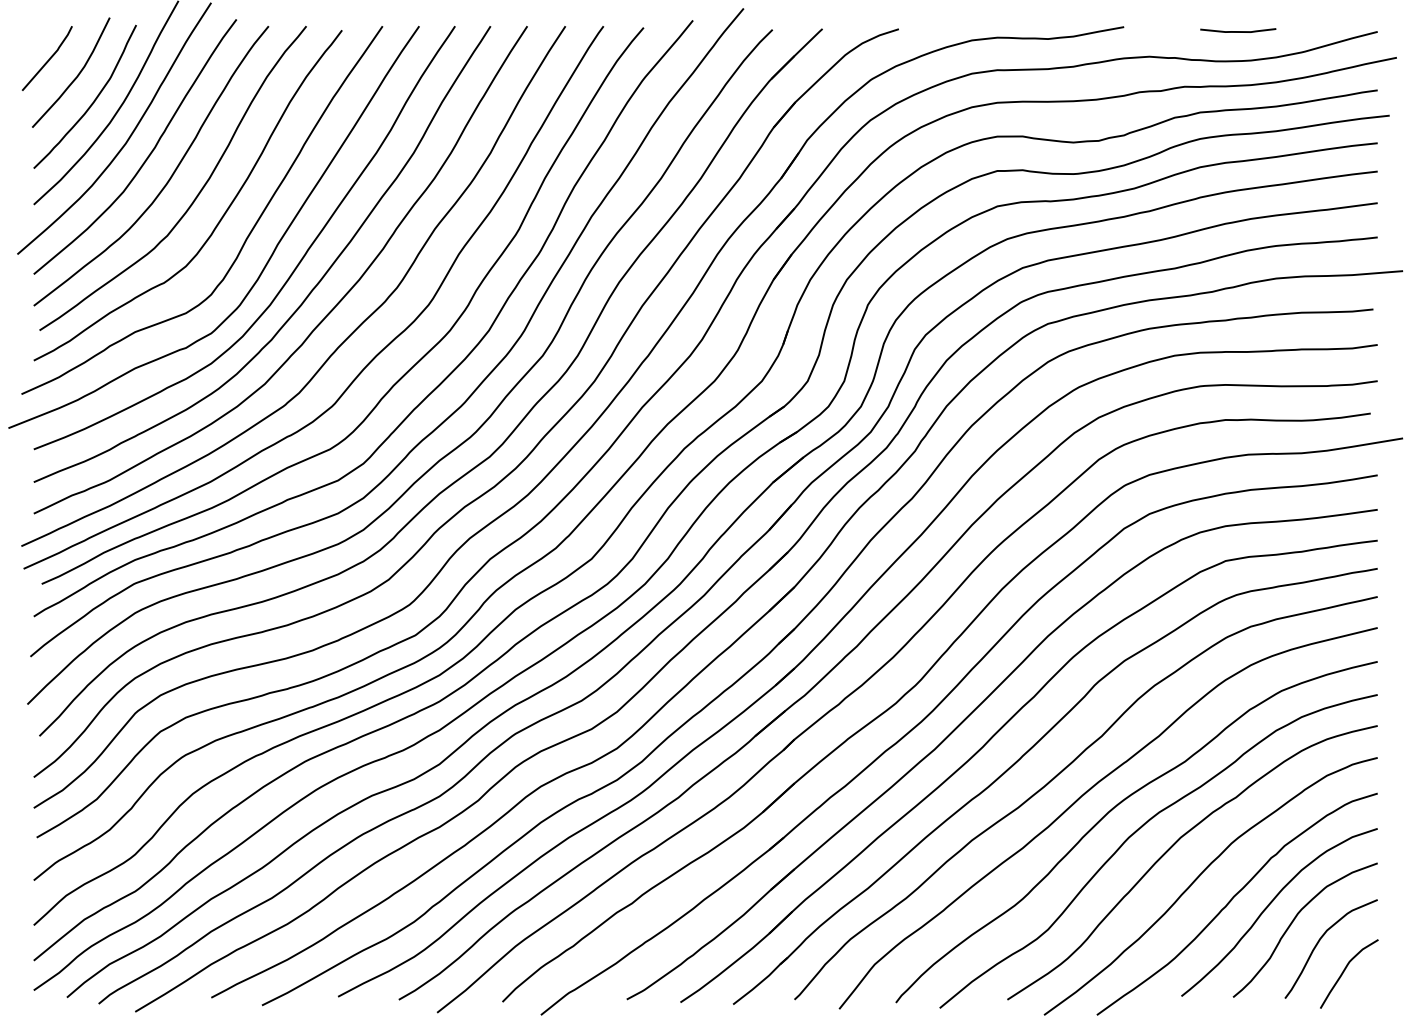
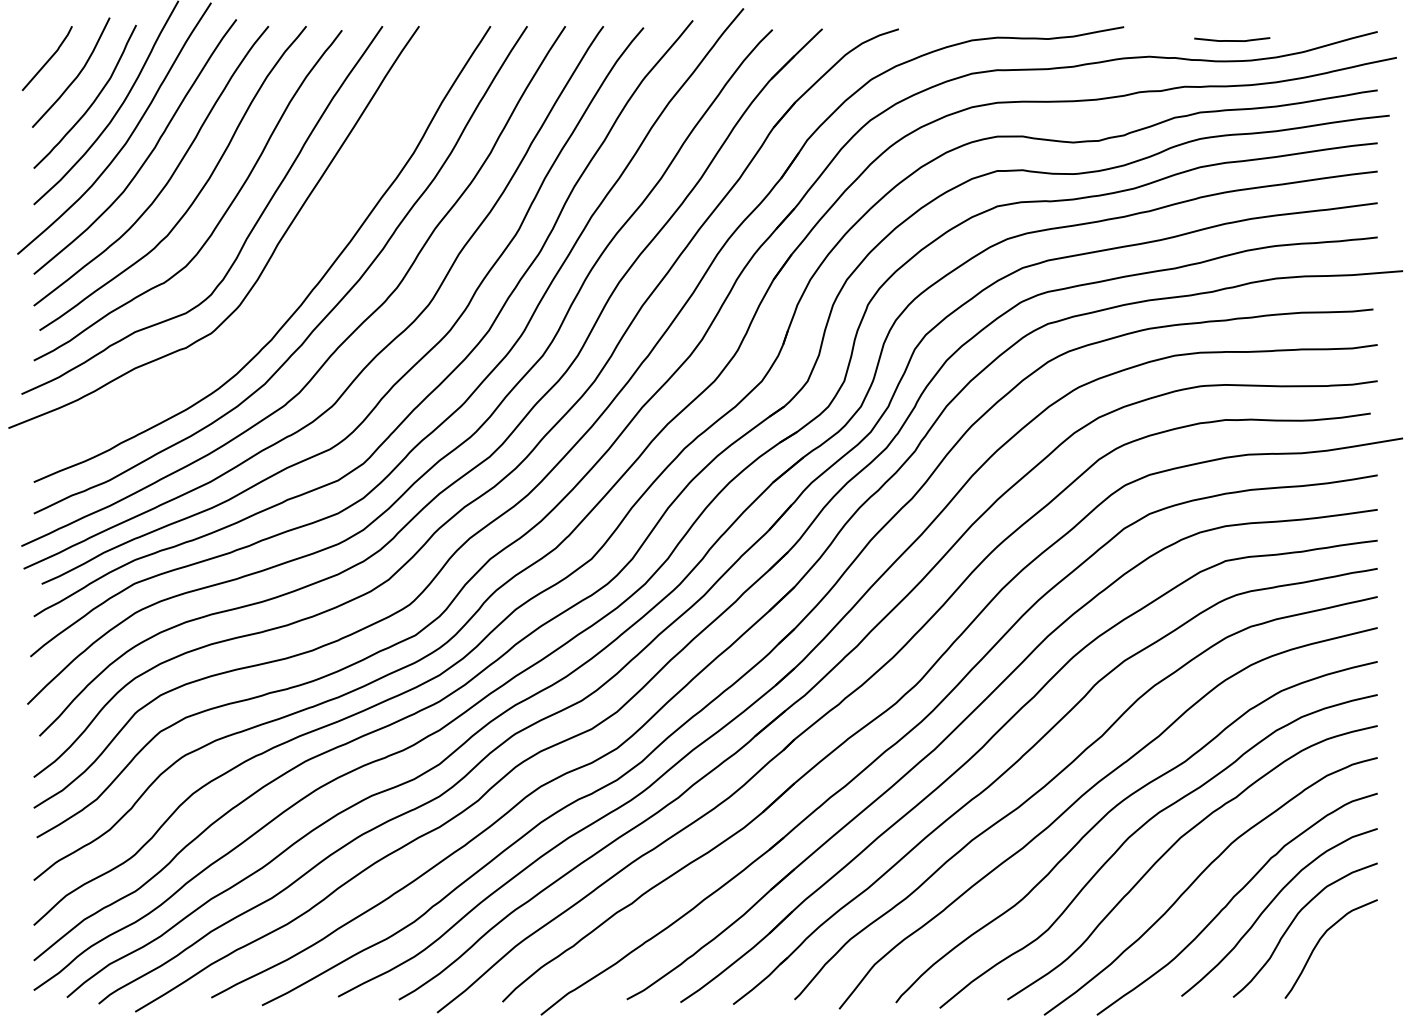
curve position: (1238, 31) -> (1232, 40) (1232, 40)
curve: present -> none (292, 271)
curve: present -> none (1345, 970)
